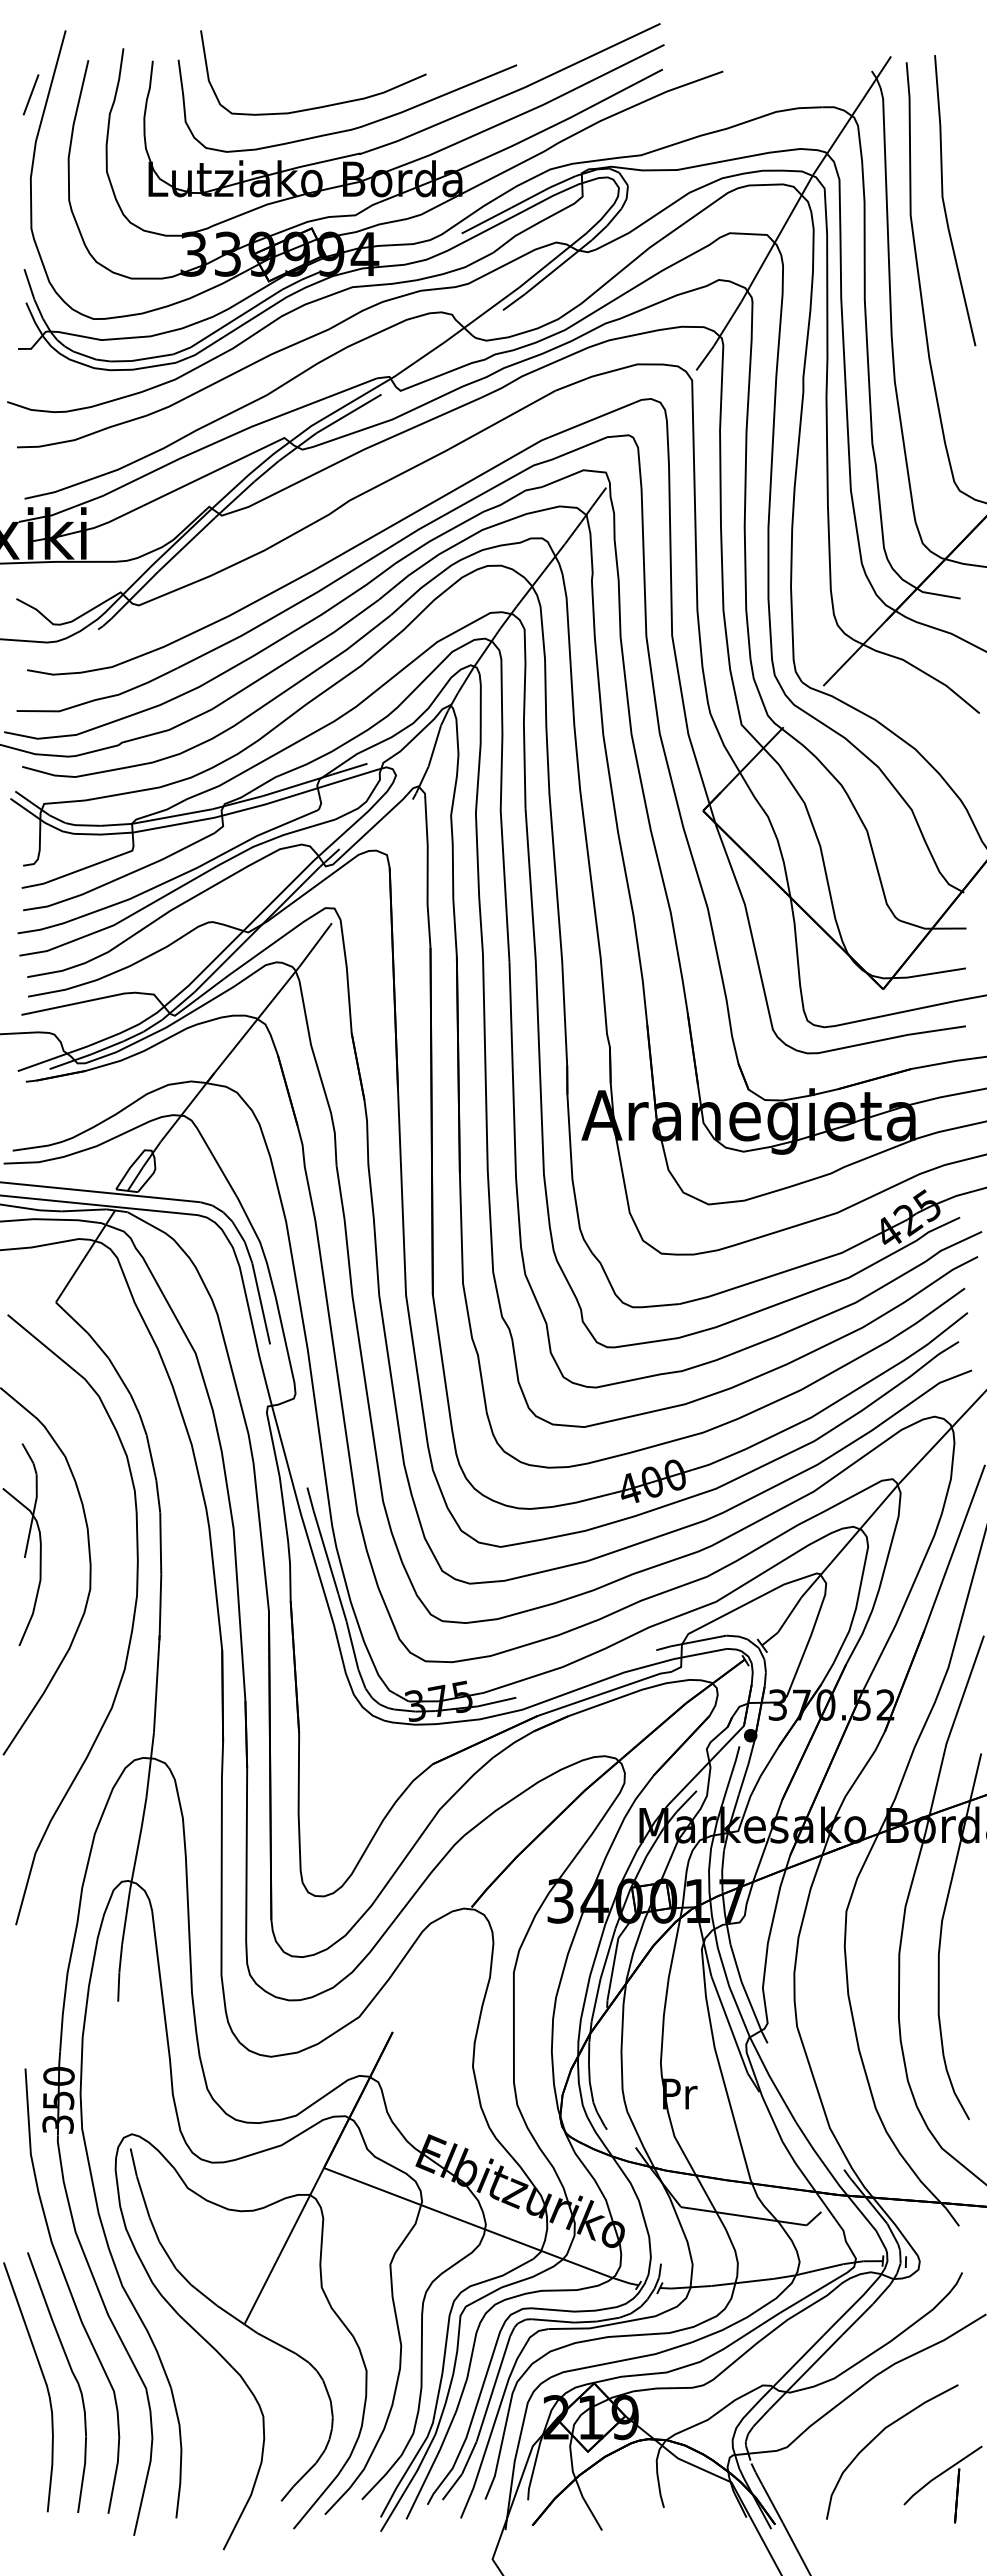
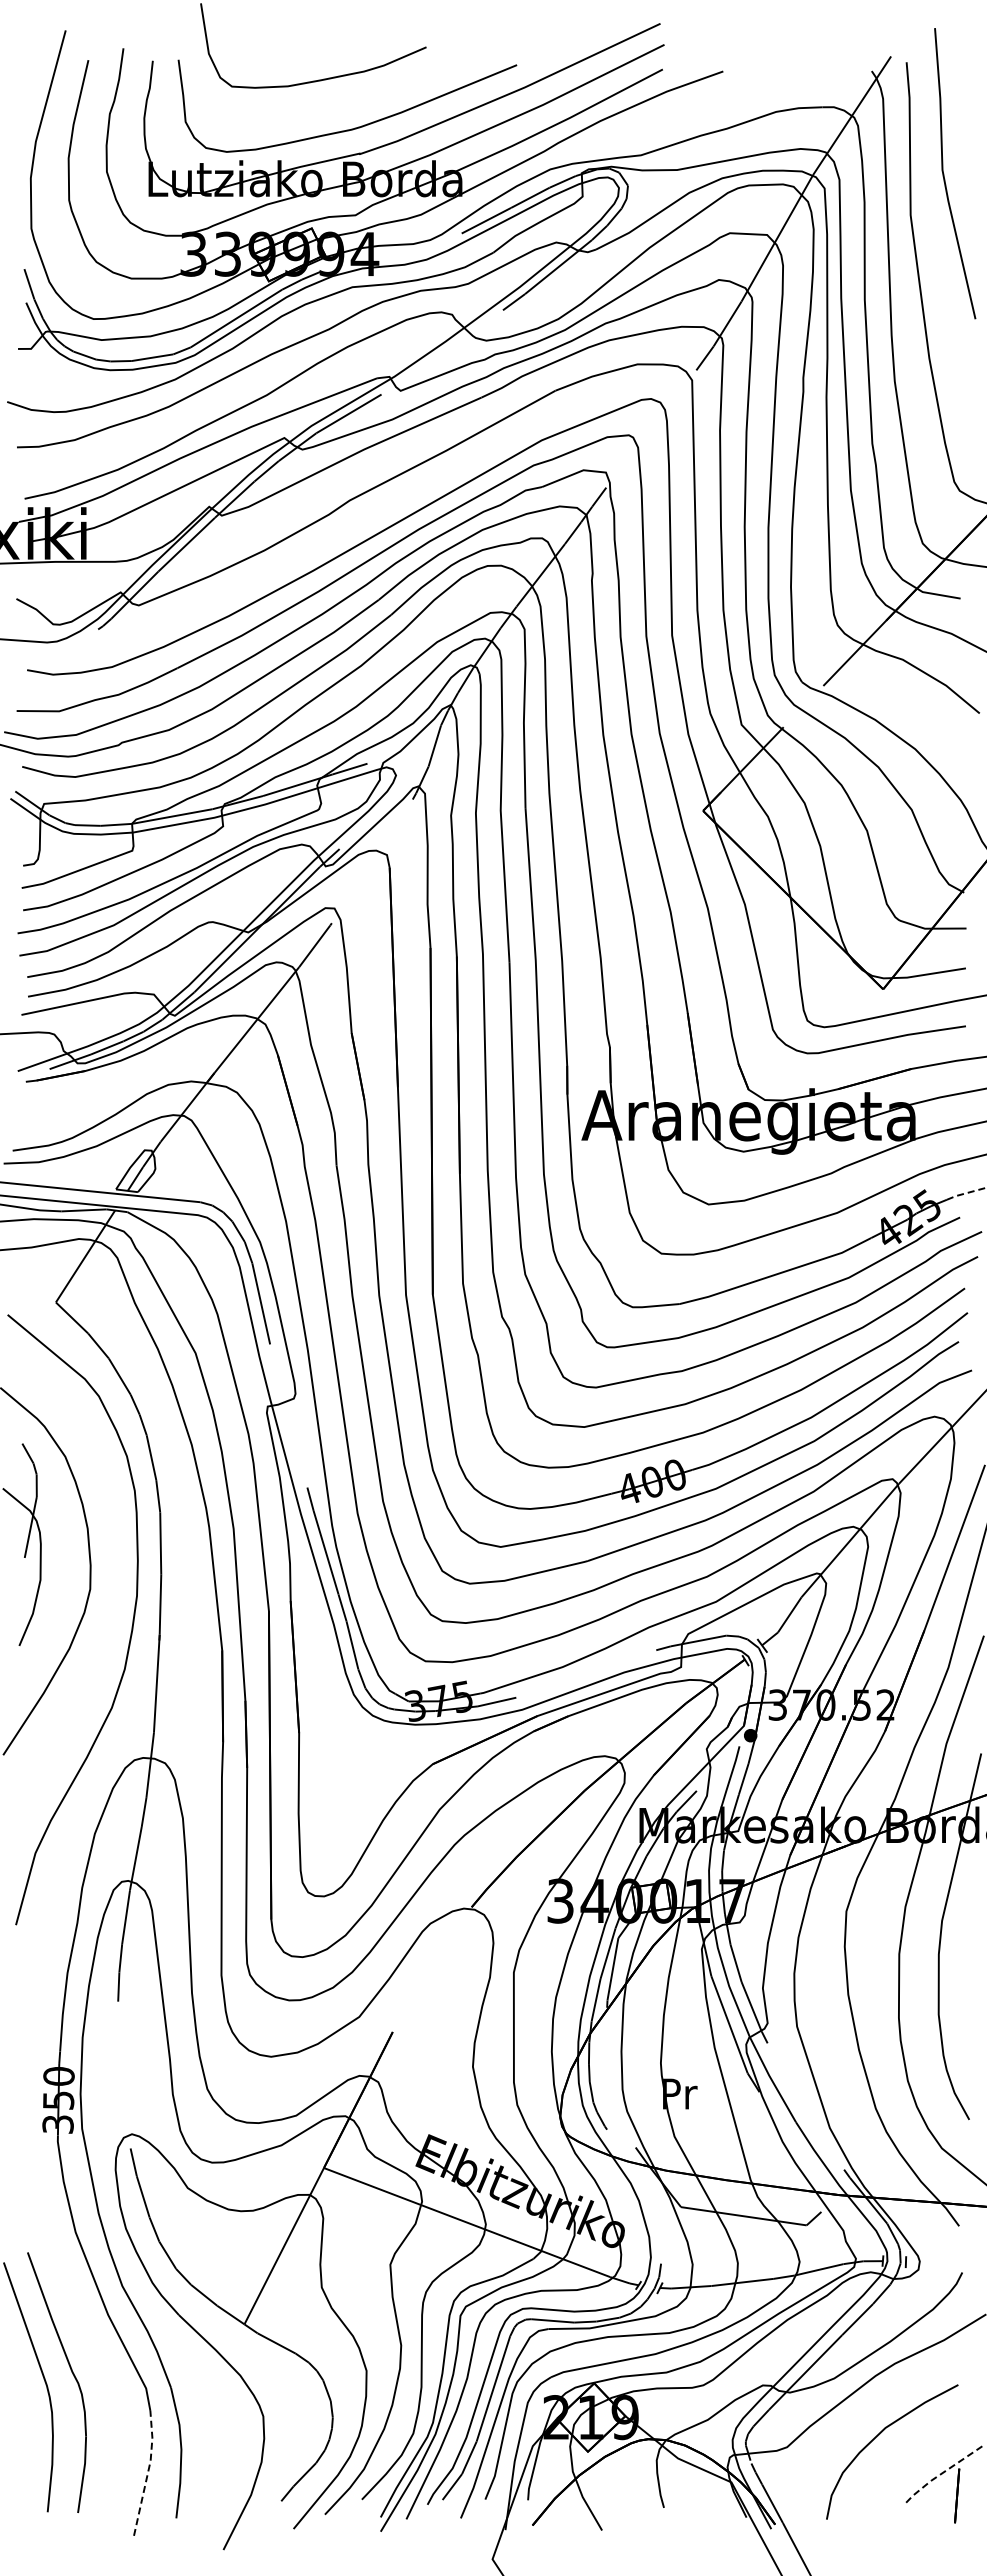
line: present -> none (30, 94)
curve position: (318, 106) -> (318, 79) (318, 79)
line position: (944, 200) -> (944, 173) (944, 173)
line: solid -> dashed (966, 1193)
curve: present -> none (71, 2291)
line: solid -> dashed (148, 2472)
line: solid -> dashed (940, 2474)
